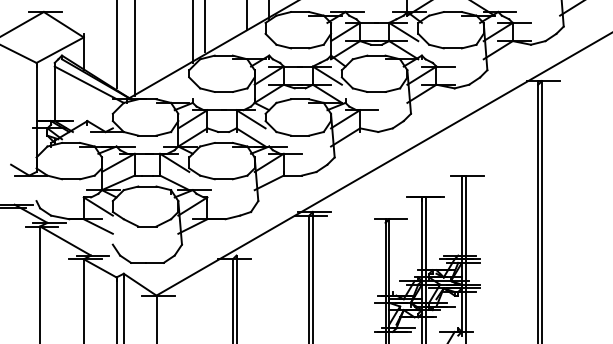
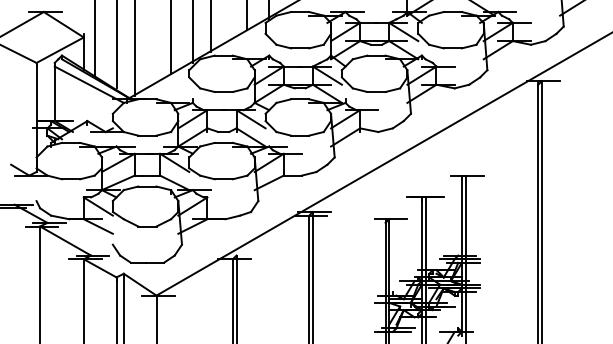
line position: (205, 27) -> (211, 27) (211, 27)
line: none -> present (171, 37)
line: none -> present (94, 39)
